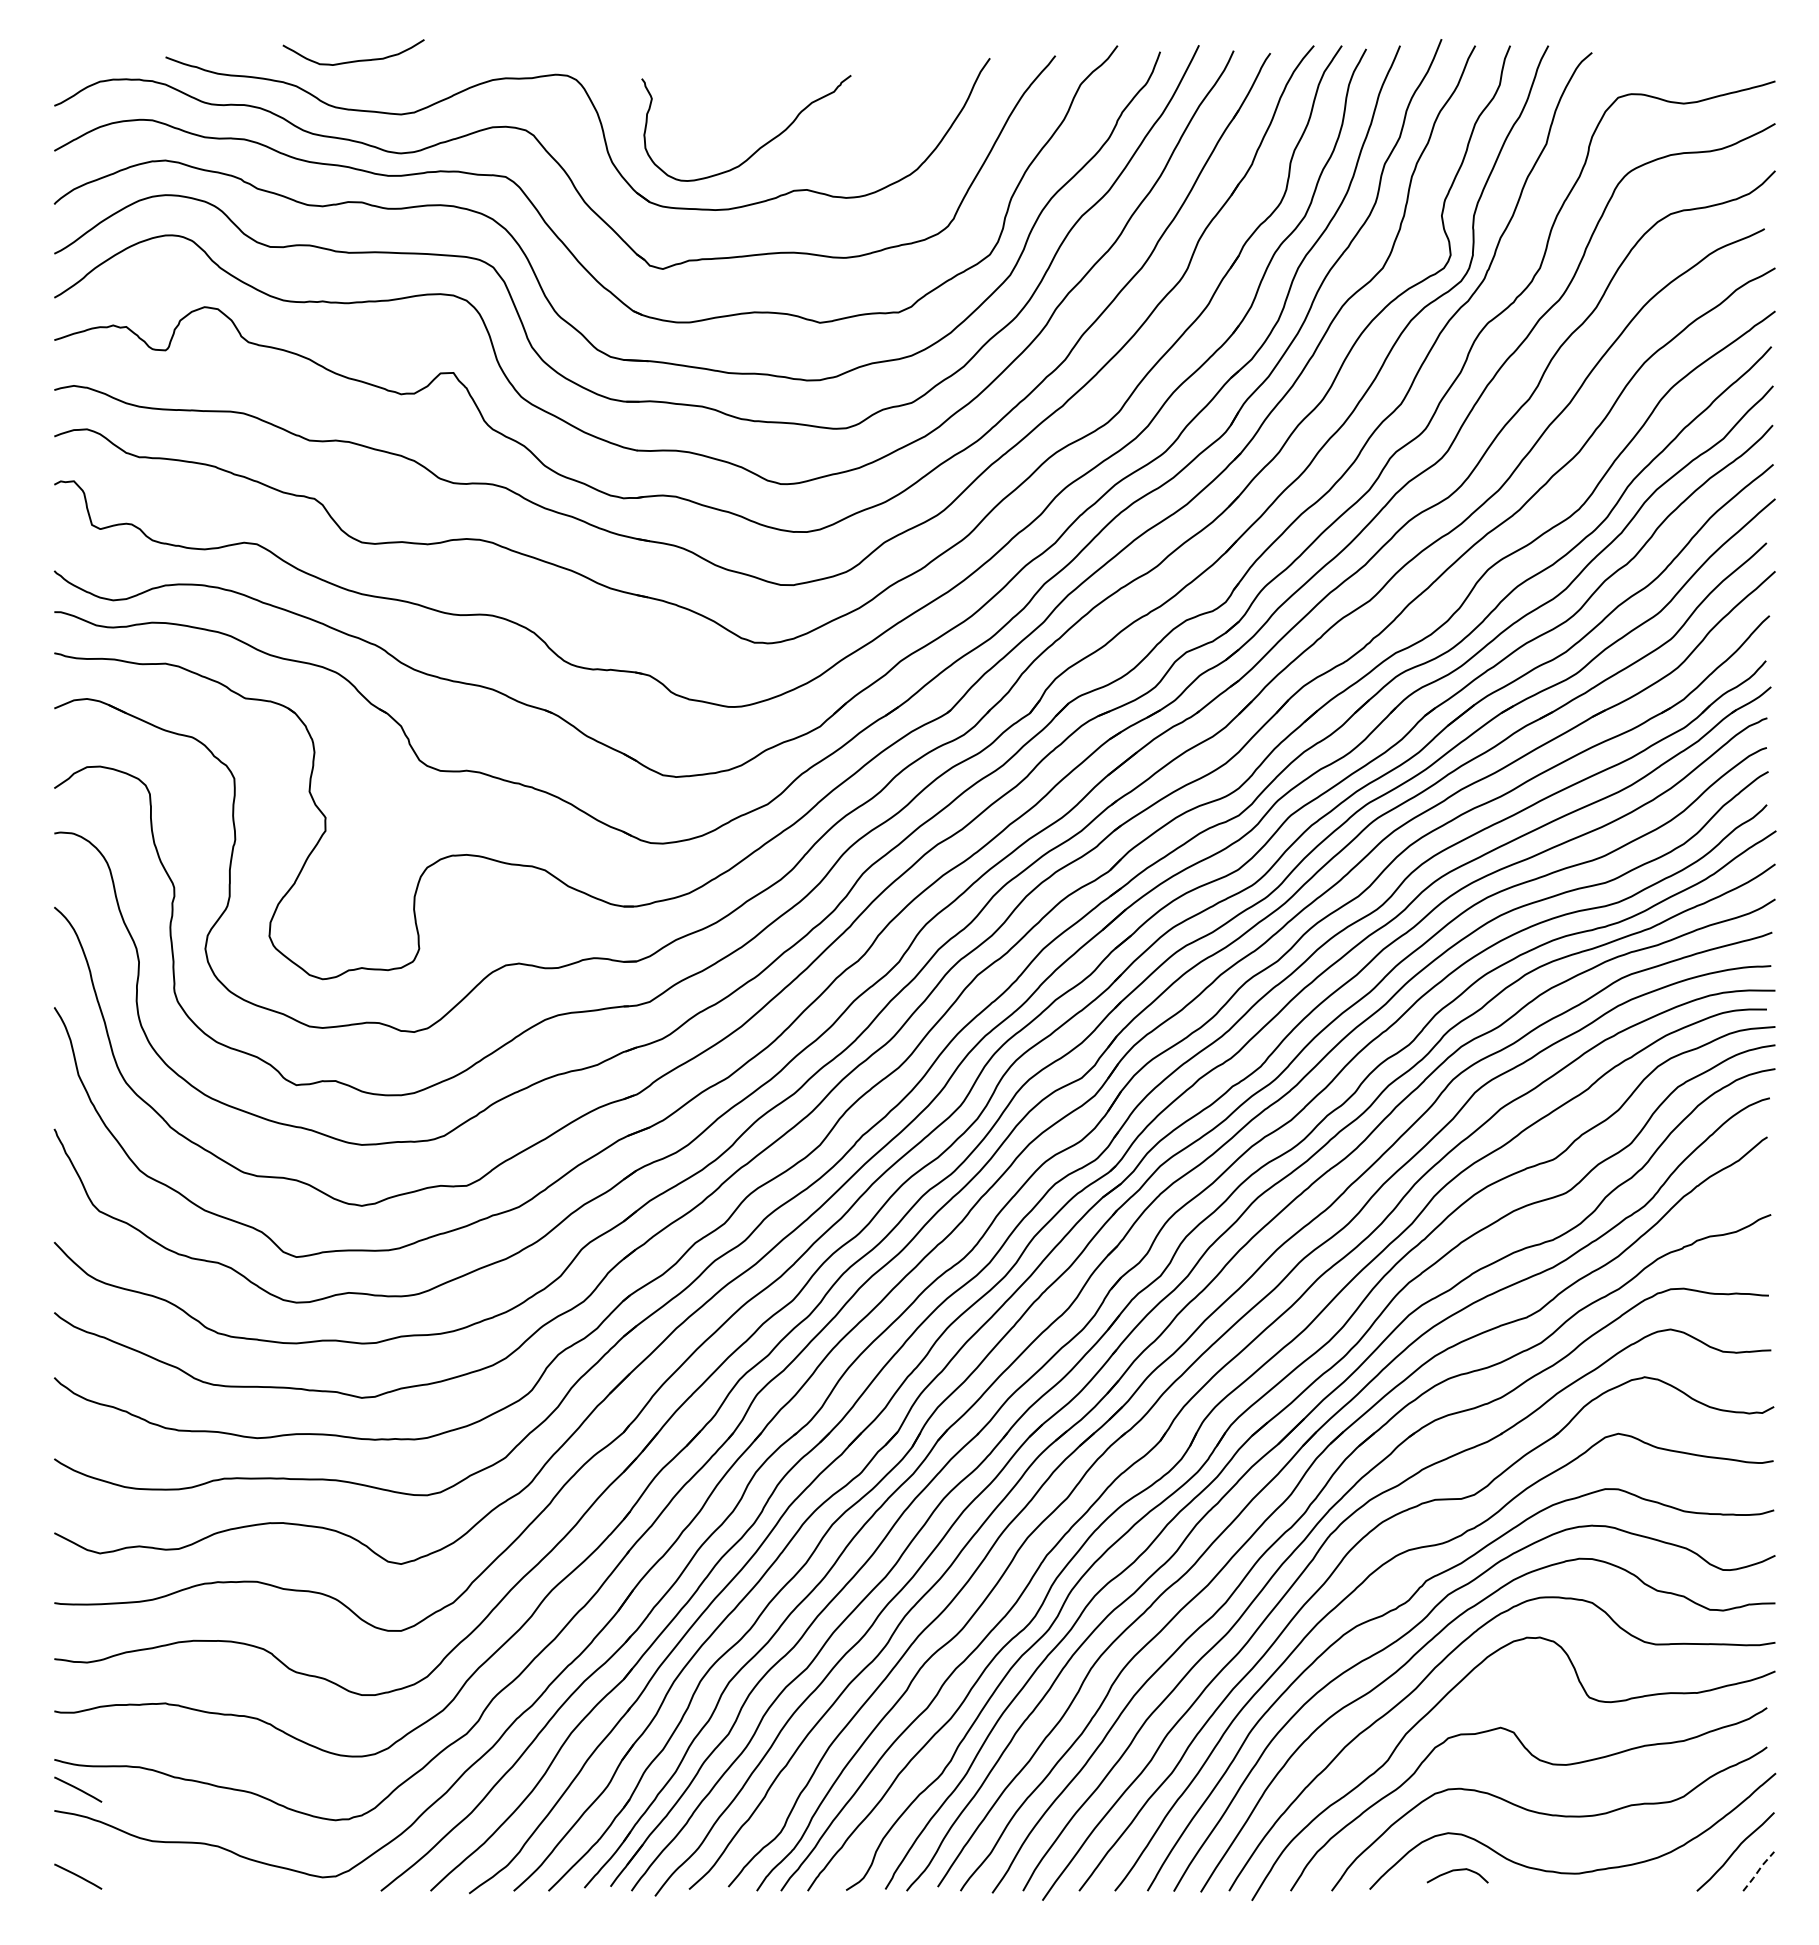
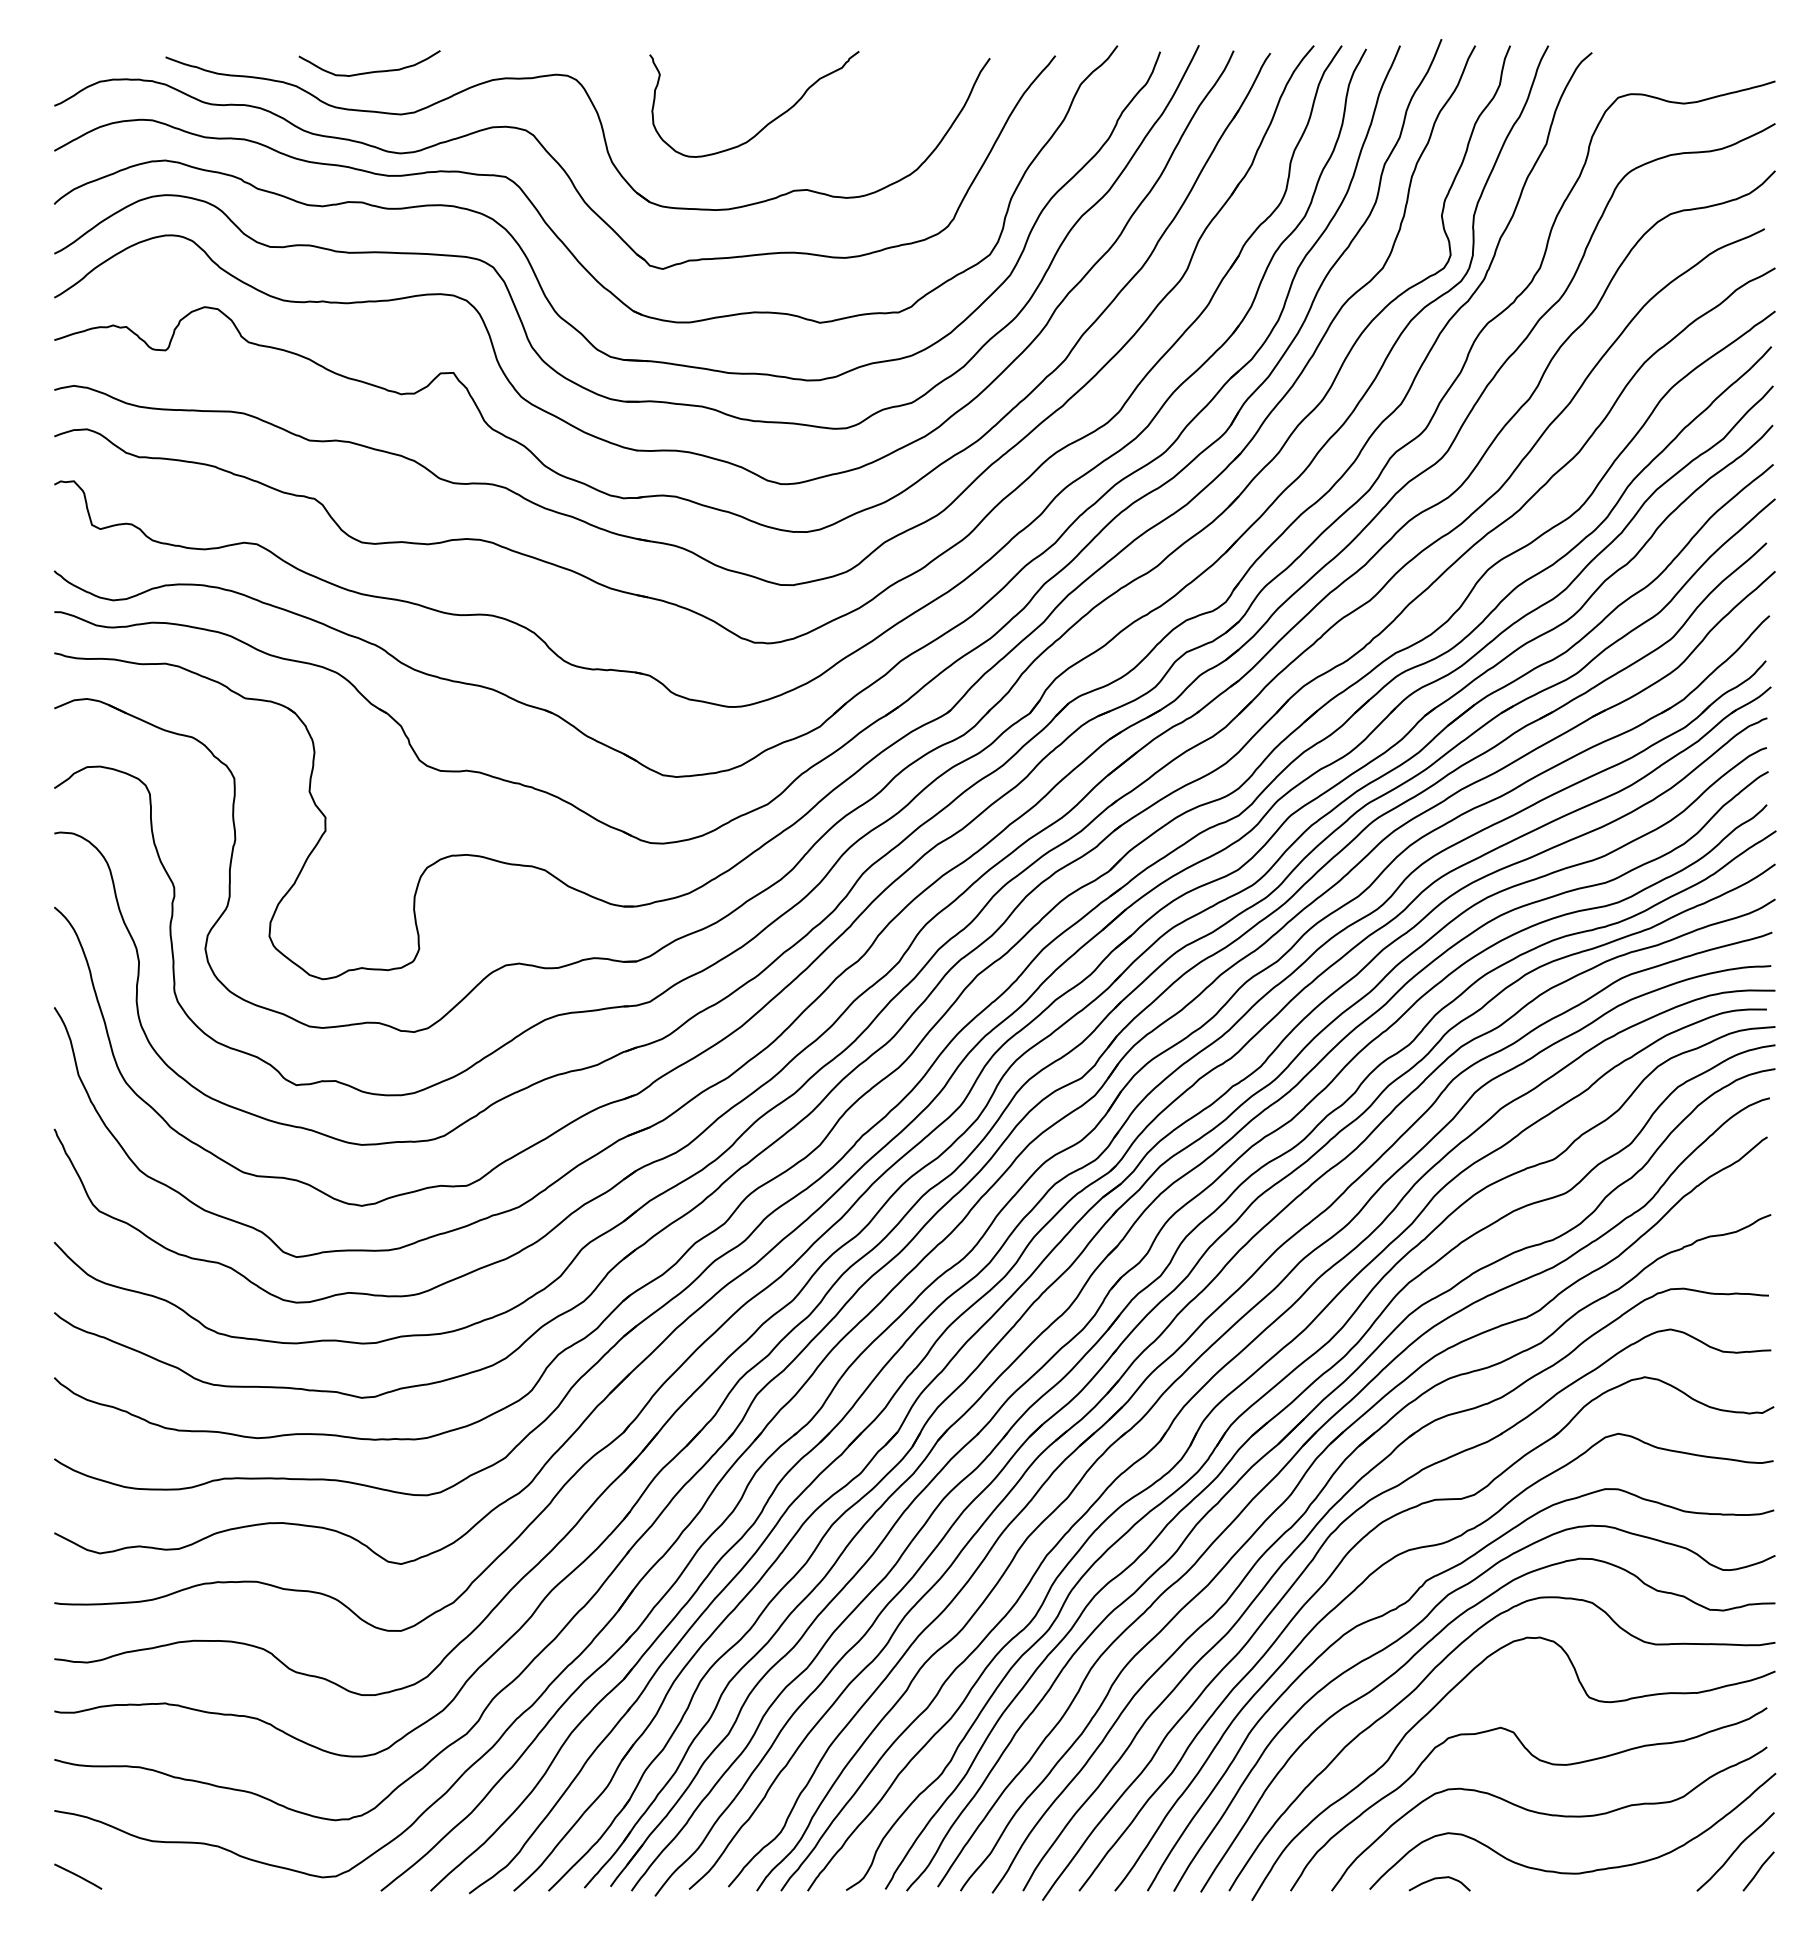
curve position: (353, 60) -> (369, 71) (369, 71)
curve position: (760, 146) -> (768, 122) (768, 122)
line: present -> none (78, 1789)
line: dashed -> solid (1758, 1870)
curve position: (1455, 1871) -> (1437, 1879) (1437, 1879)
